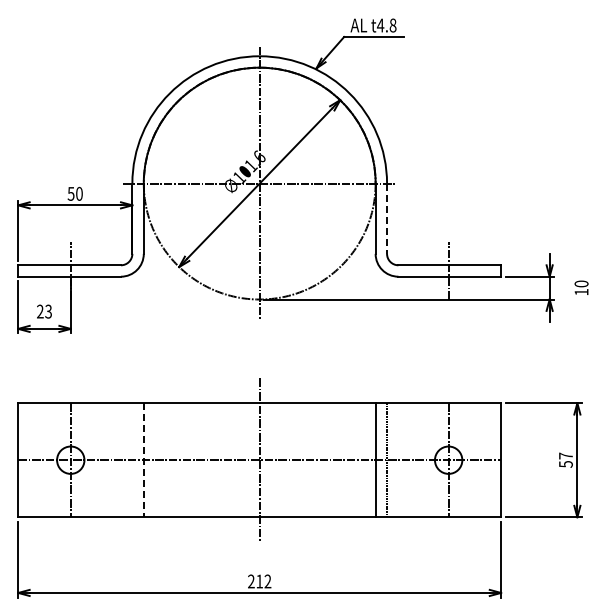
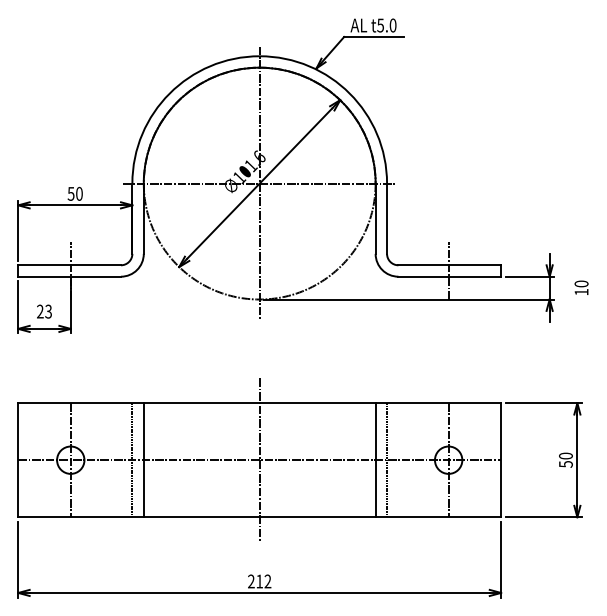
text: t4.8 -> t5.0 (386, 25)
line: dashed -> solid (387, 219)
text: 57 -> 50 (565, 455)
line: none -> present (132, 460)
line: dashed -> solid (143, 460)
